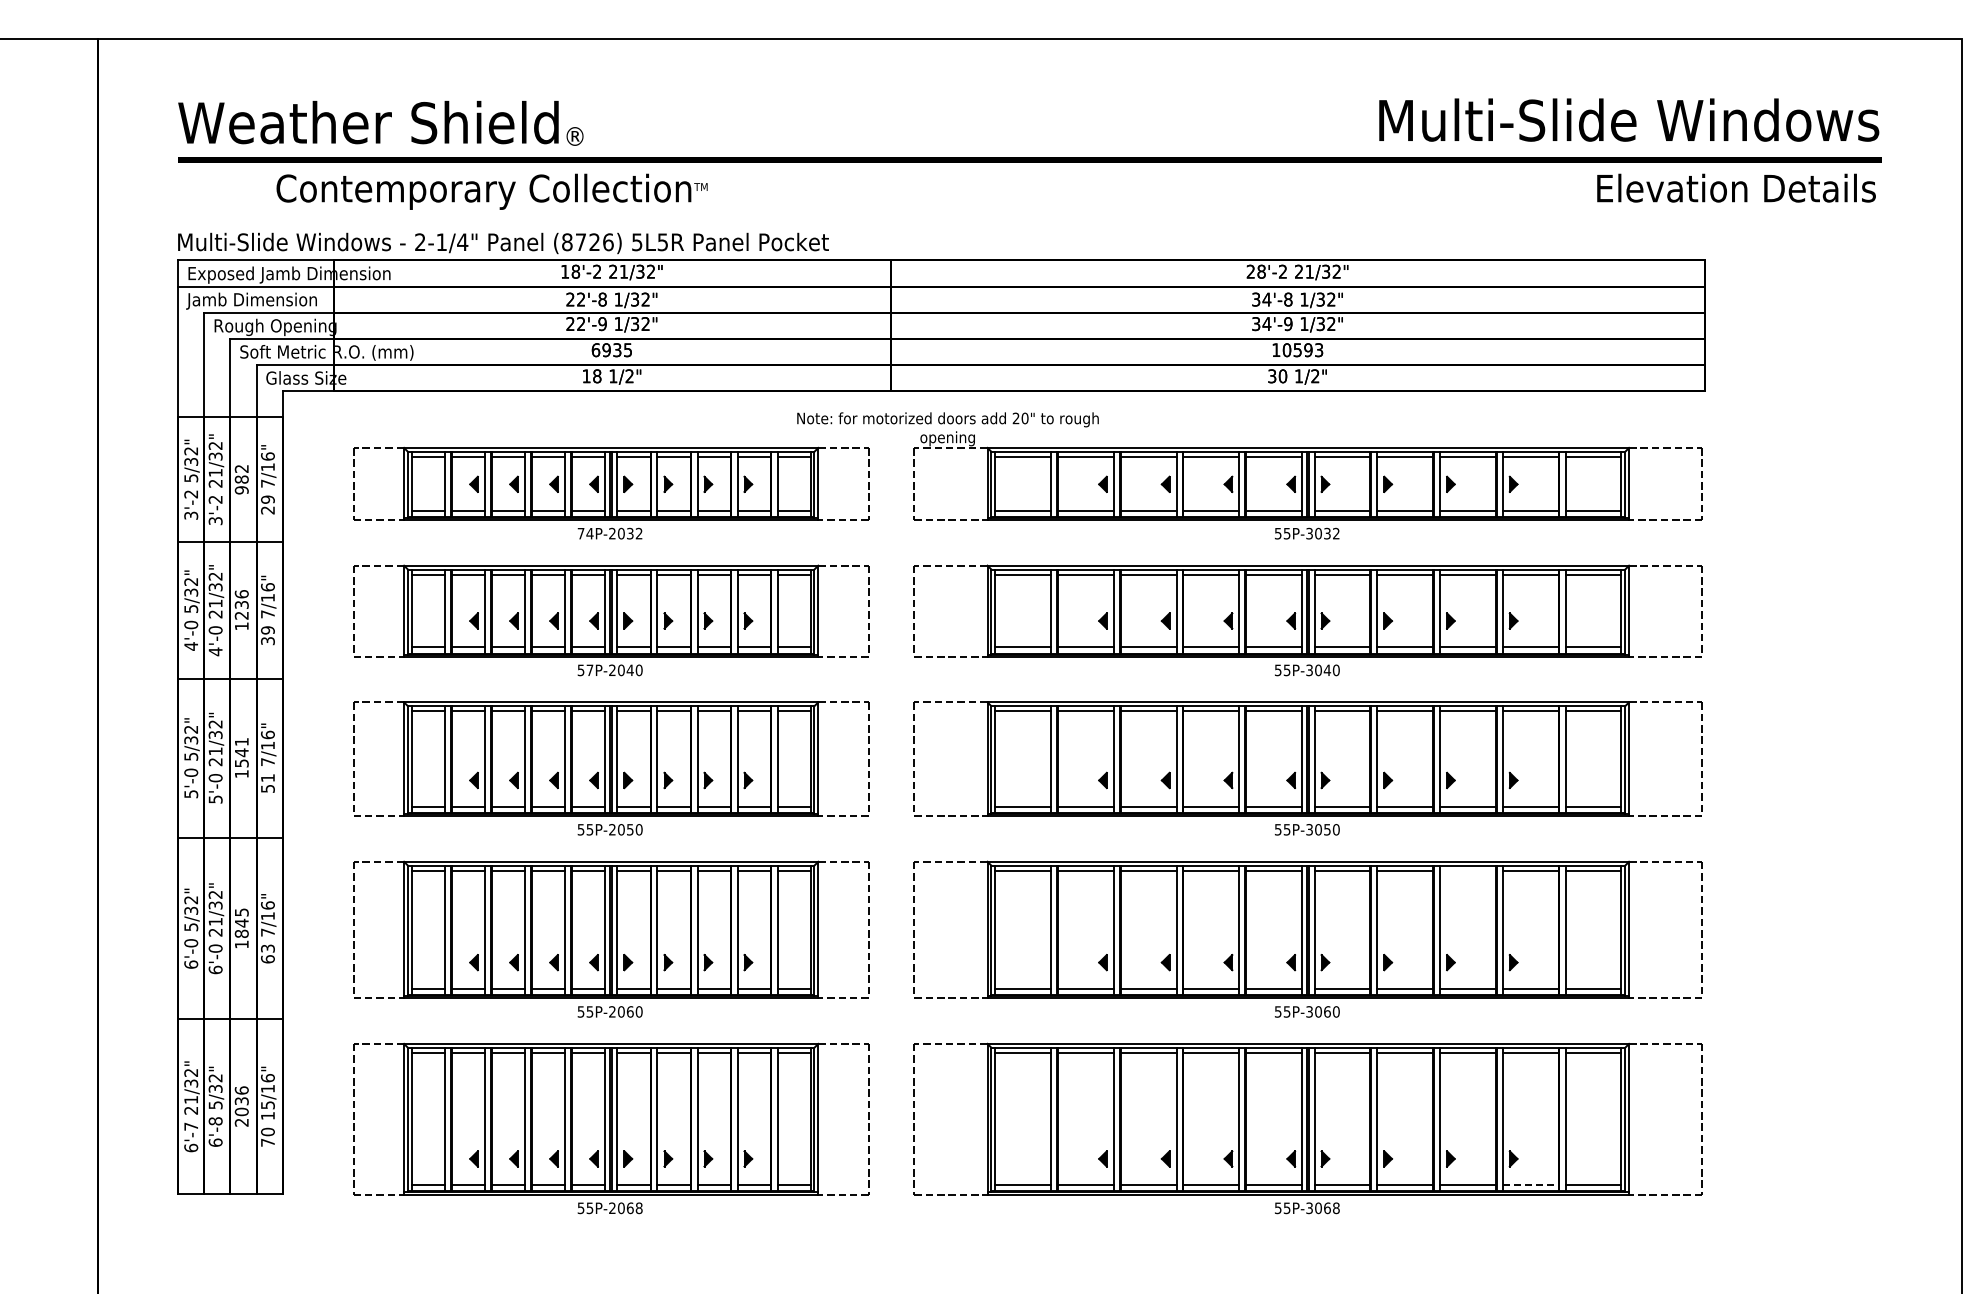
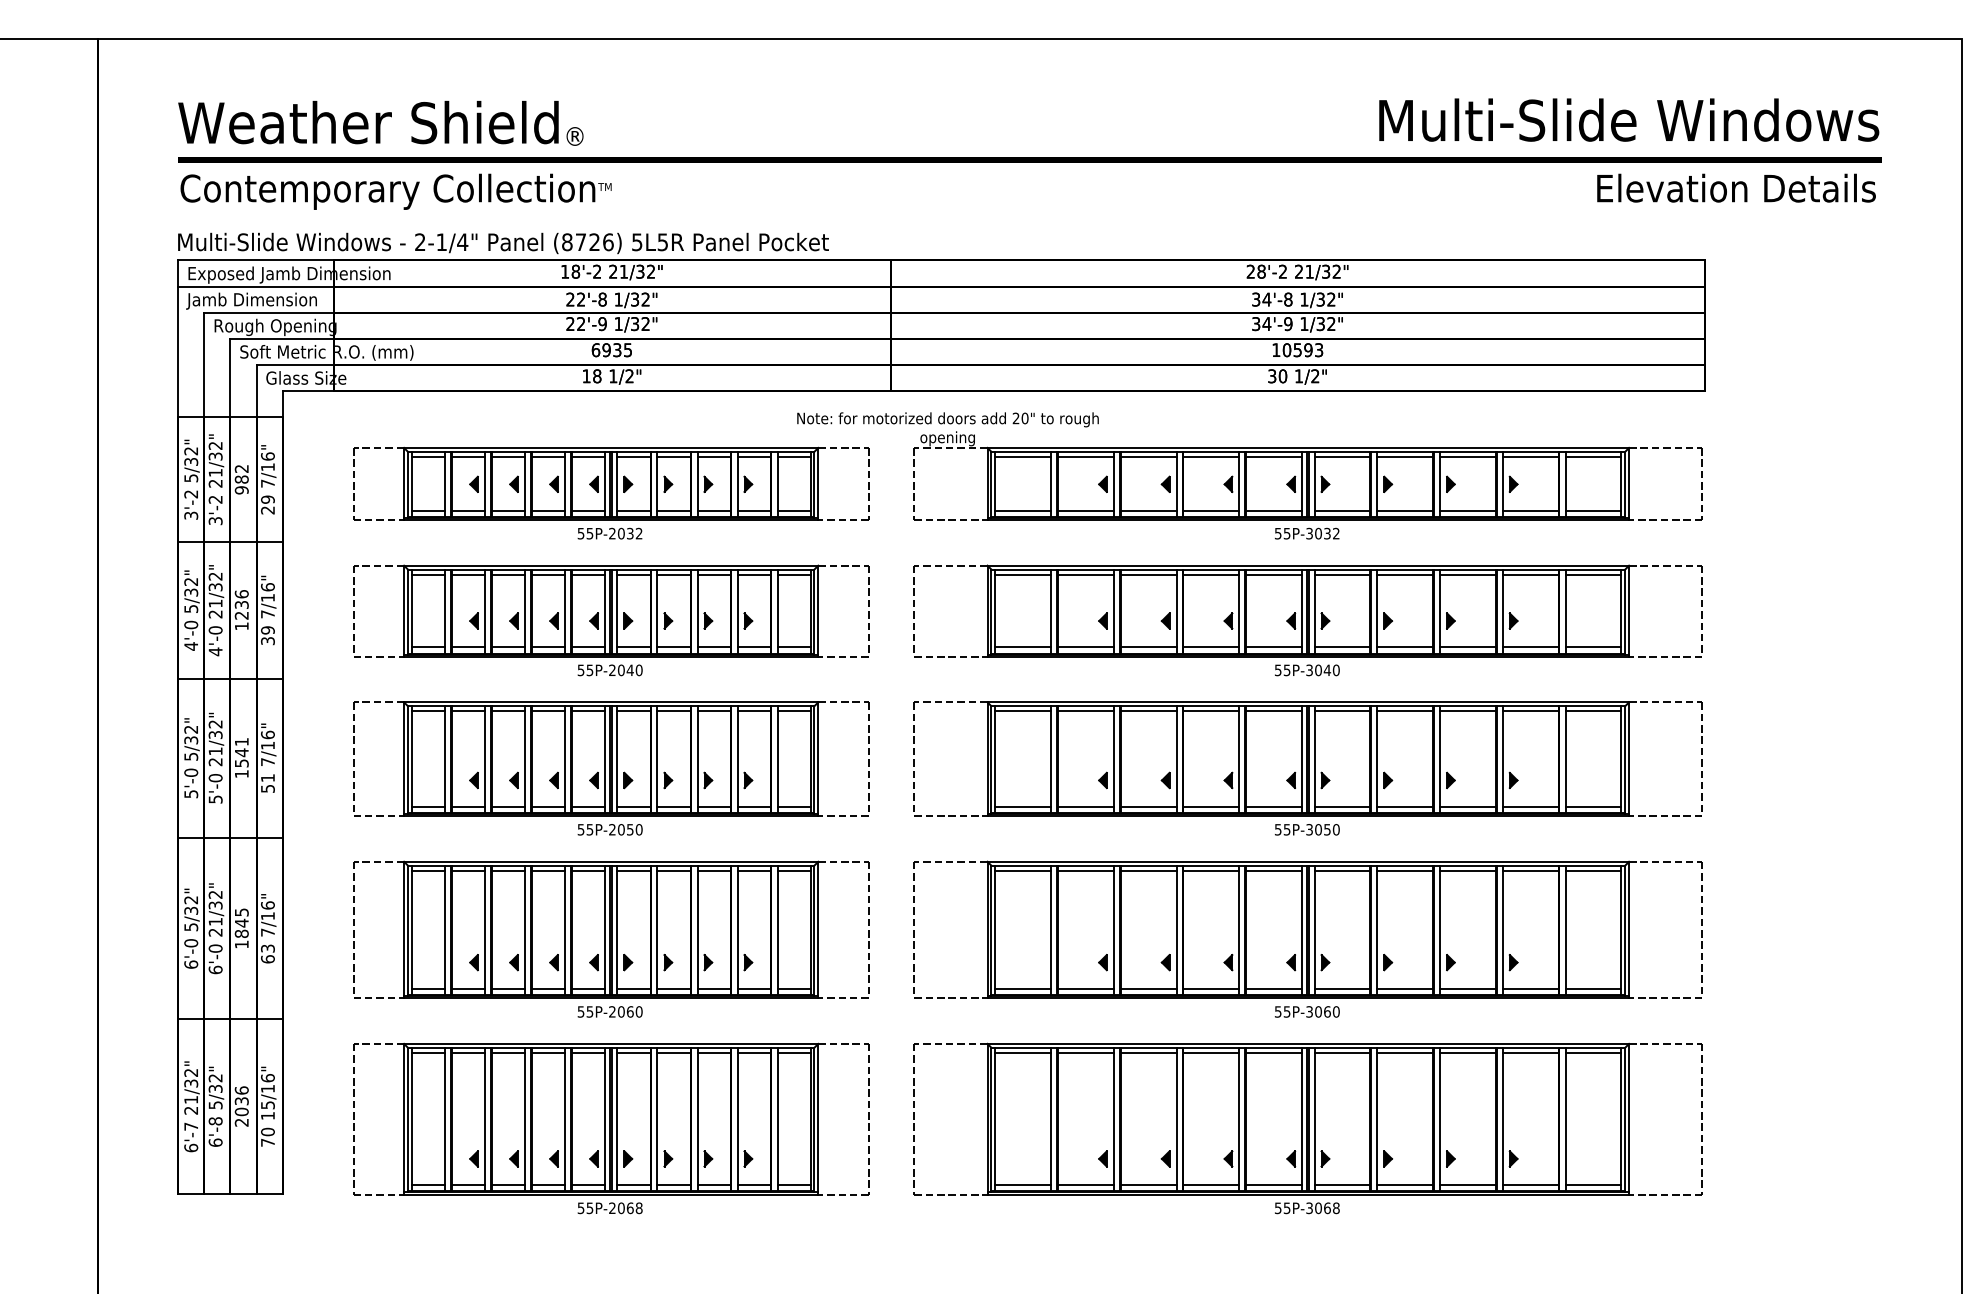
text position: (491, 191) -> (395, 191) (395, 191)
text: 74P-2032 -> 55P-2032 (585, 533)
text: 57P-2040 -> 55P-2040 (589, 670)
line: none -> present (1467, 870)
line: dashed -> solid (1530, 1185)
